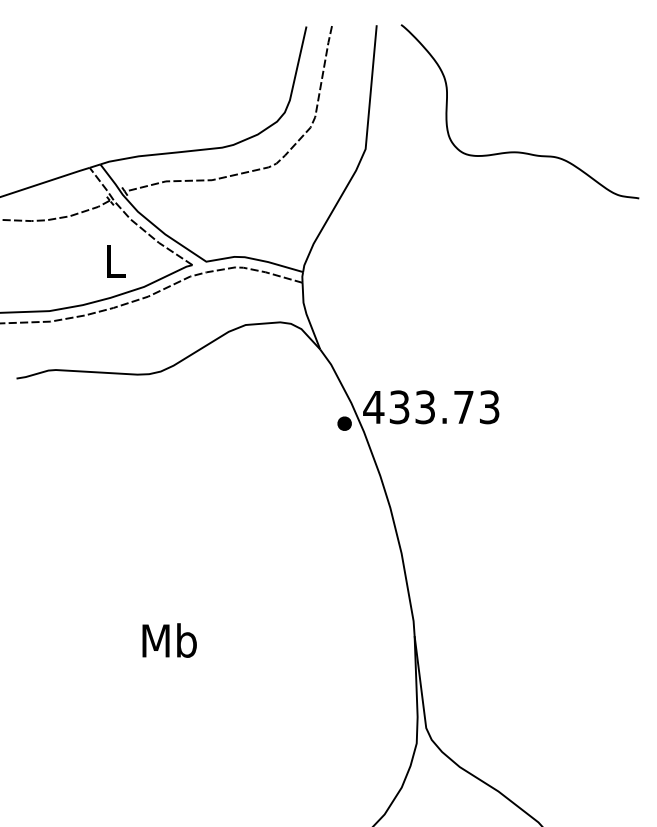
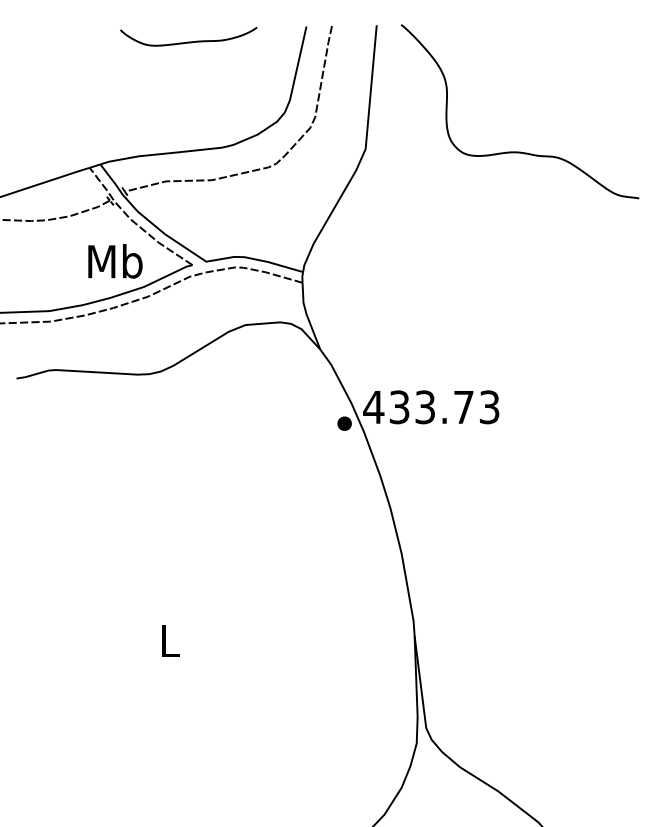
curve: none -> present (188, 41)
text: L -> Mb (115, 261)
text: Mb -> L (169, 640)
